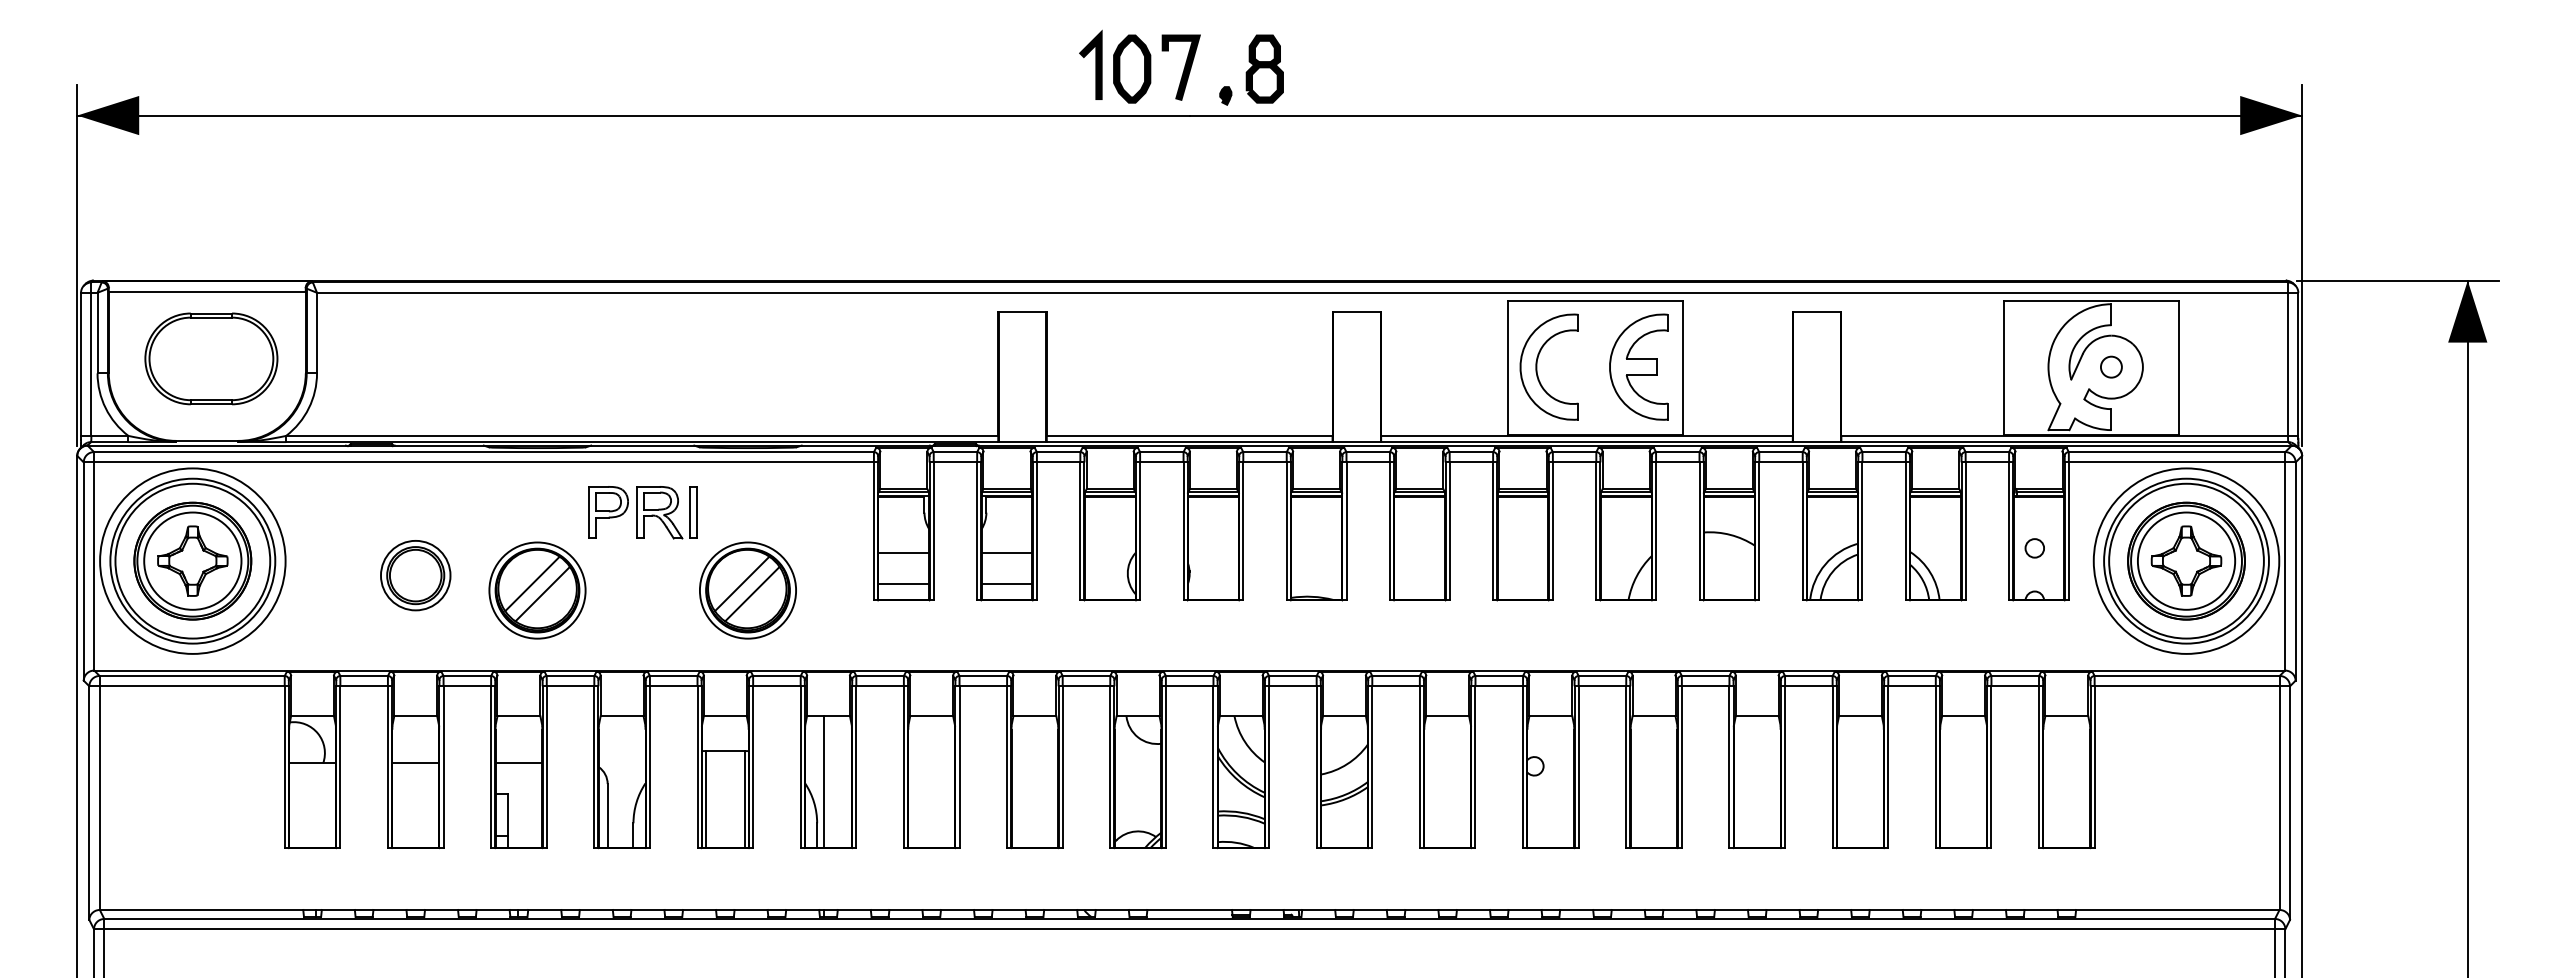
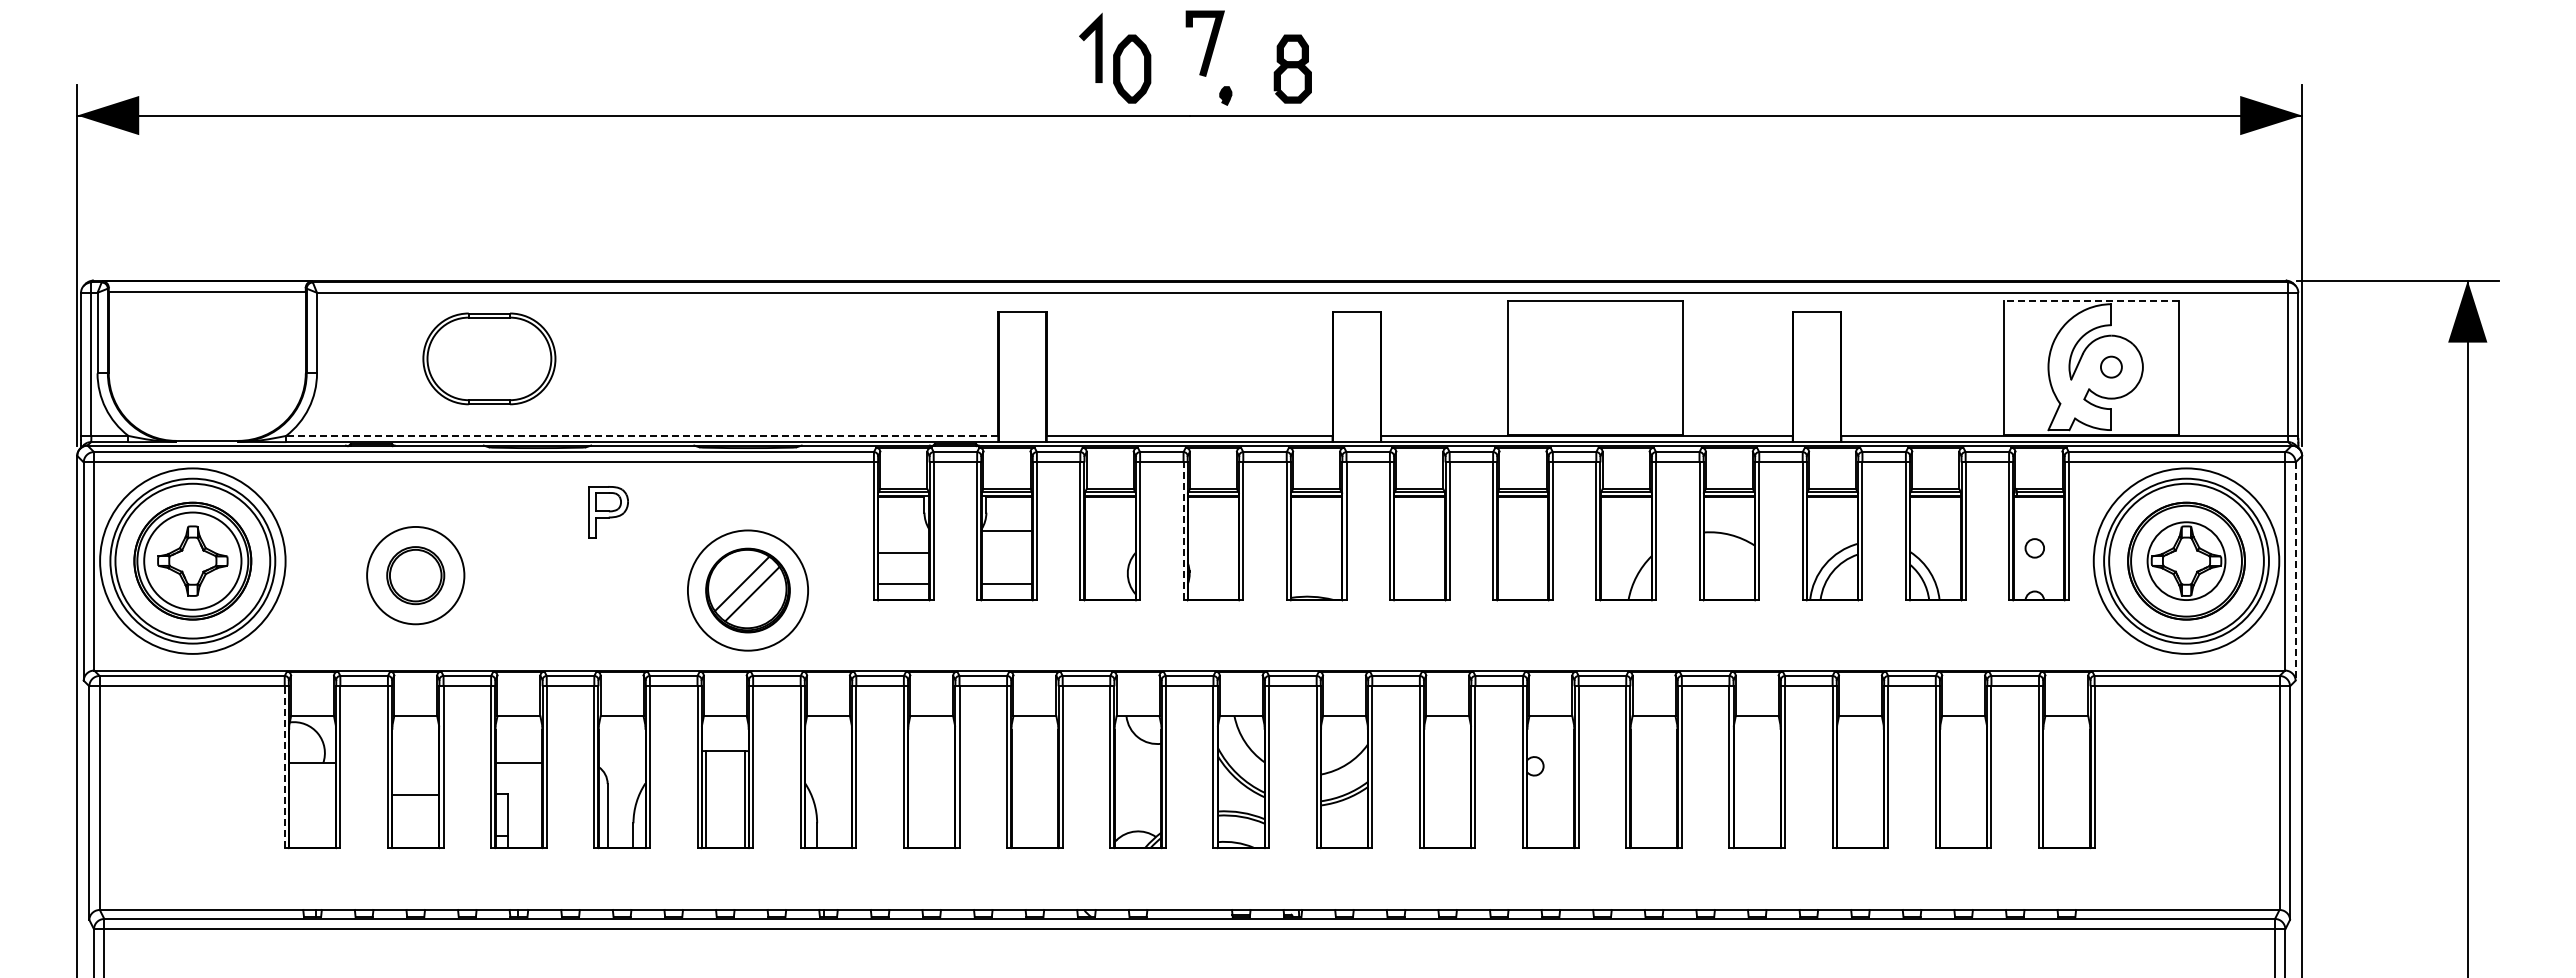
line position: (1095, 64) -> (1095, 47) (1095, 47)
part position: (1264, 68) -> (1292, 68) (1292, 68)
line position: (1183, 69) -> (1207, 45) (1207, 45)
line: solid -> dashed (2091, 301)
part position: (211, 358) -> (489, 358) (489, 358)
part: present -> none (1537, 366)
part: present -> none (1638, 366)
line: solid -> dashed (641, 435)
part: present -> none (666, 512)
line: solid -> dashed (1183, 531)
line position: (1006, 552) -> (1006, 530) (1006, 530)
circle diameter: 97 px -> 78 px (2186, 561)
line: solid -> dashed (2295, 572)
circle diameter: 70 px -> 97 px (415, 575)
part: present -> none (537, 590)
circle diameter: 96 px -> 120 px (747, 590)
line position: (415, 763) -> (415, 795) (415, 795)
line: solid -> dashed (284, 767)
line: present -> none (824, 781)
